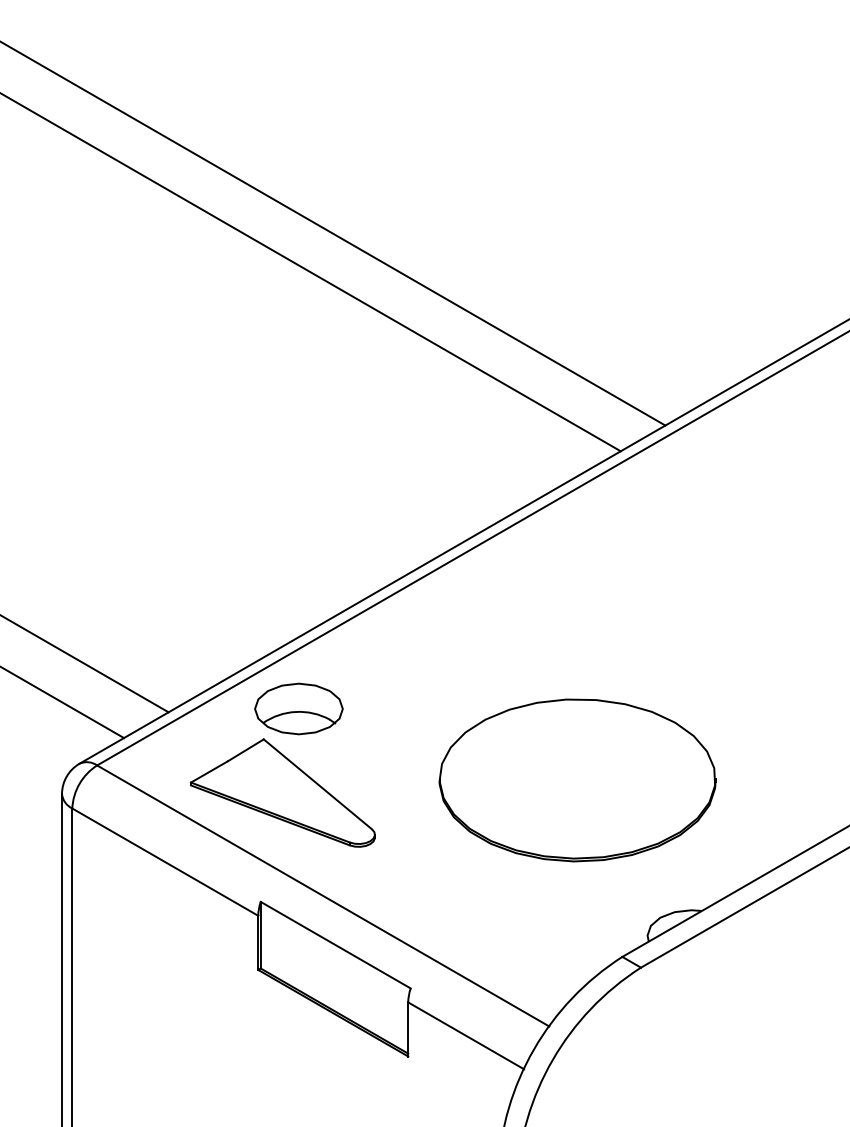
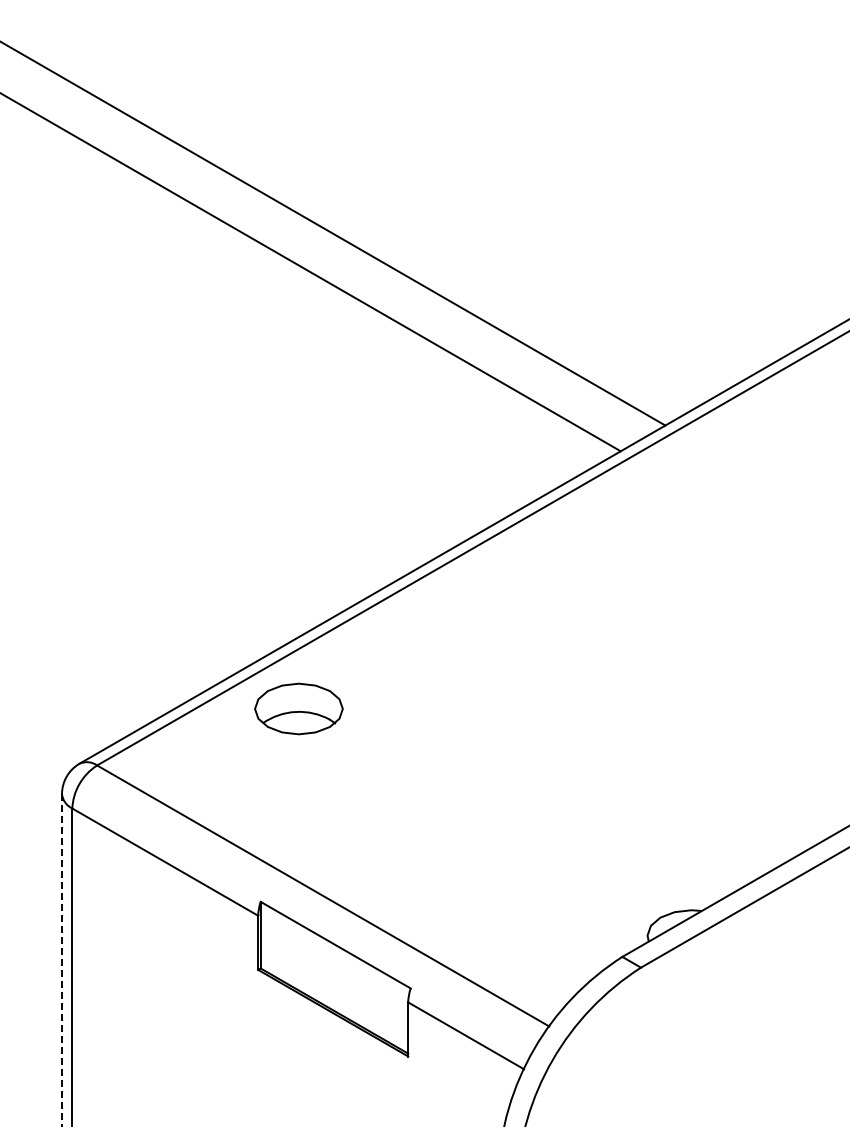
line: present -> none (85, 664)
line: present -> none (63, 703)
part: present -> none (577, 780)
part: present -> none (282, 792)
line: solid -> dashed (62, 960)
